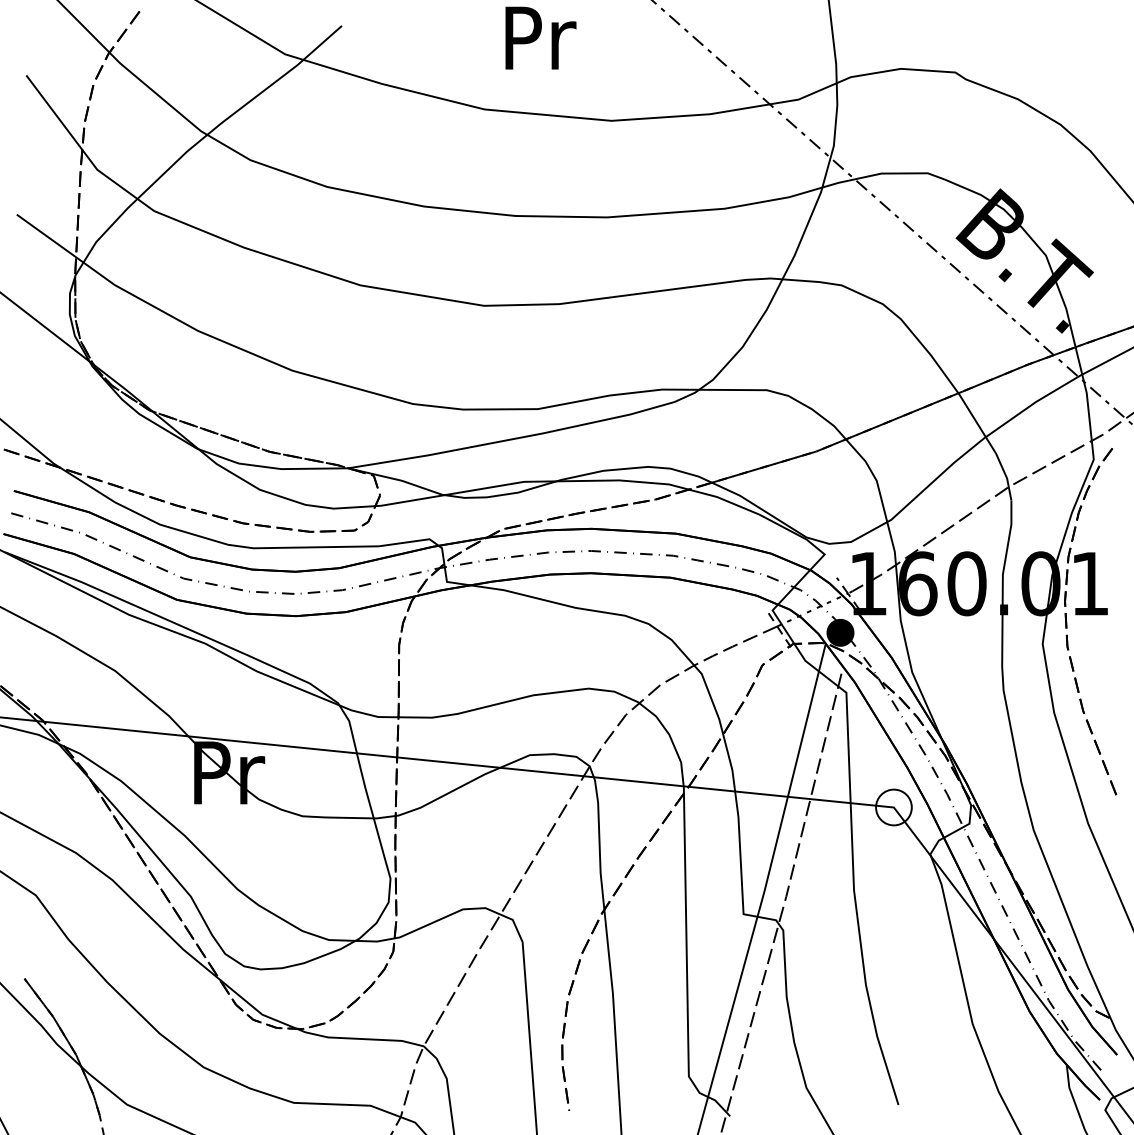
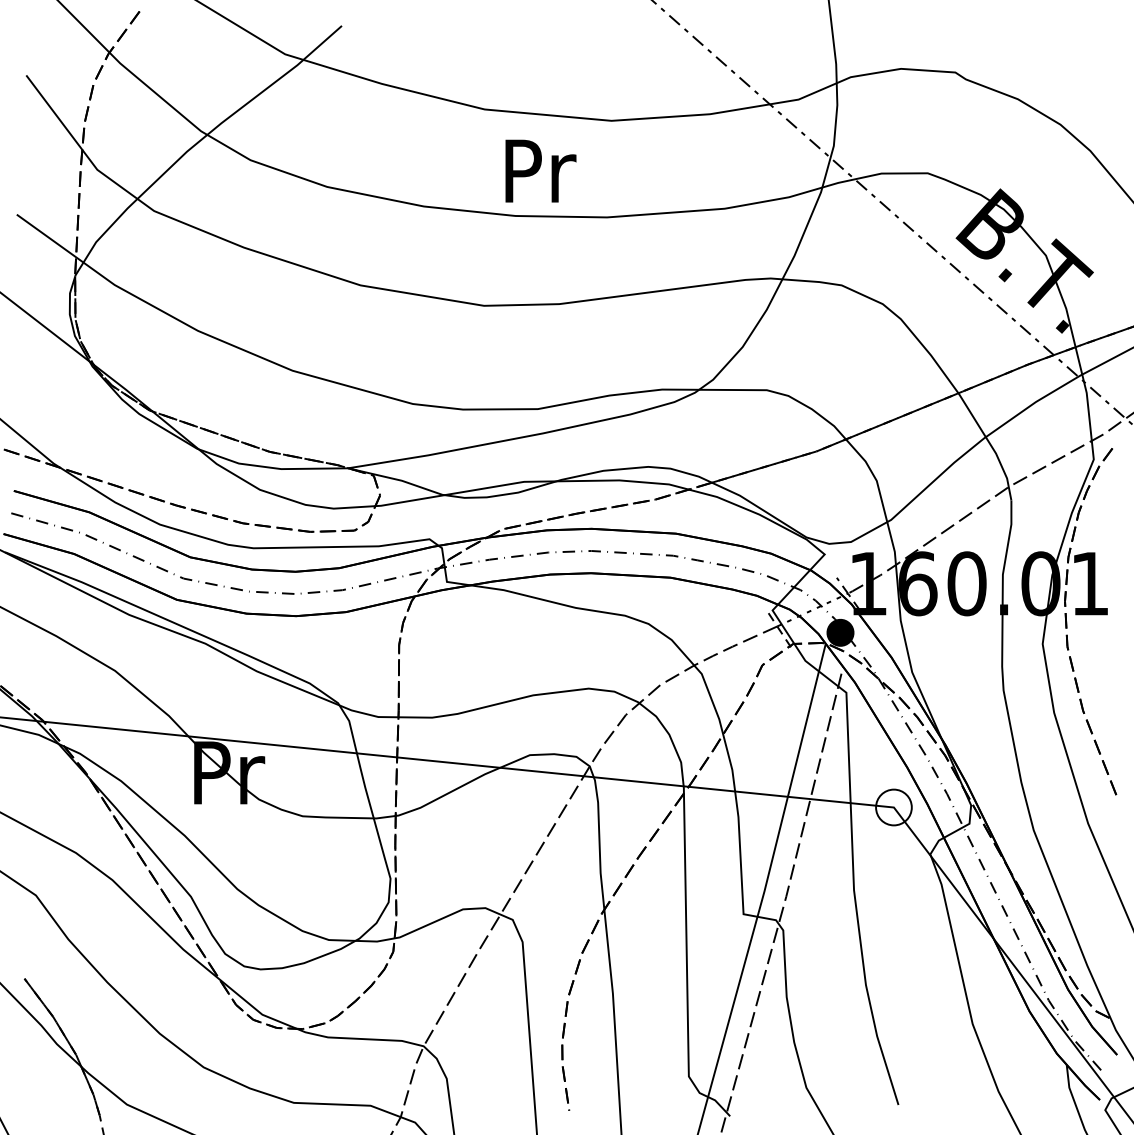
text position: (540, 37) -> (540, 170) (540, 170)
